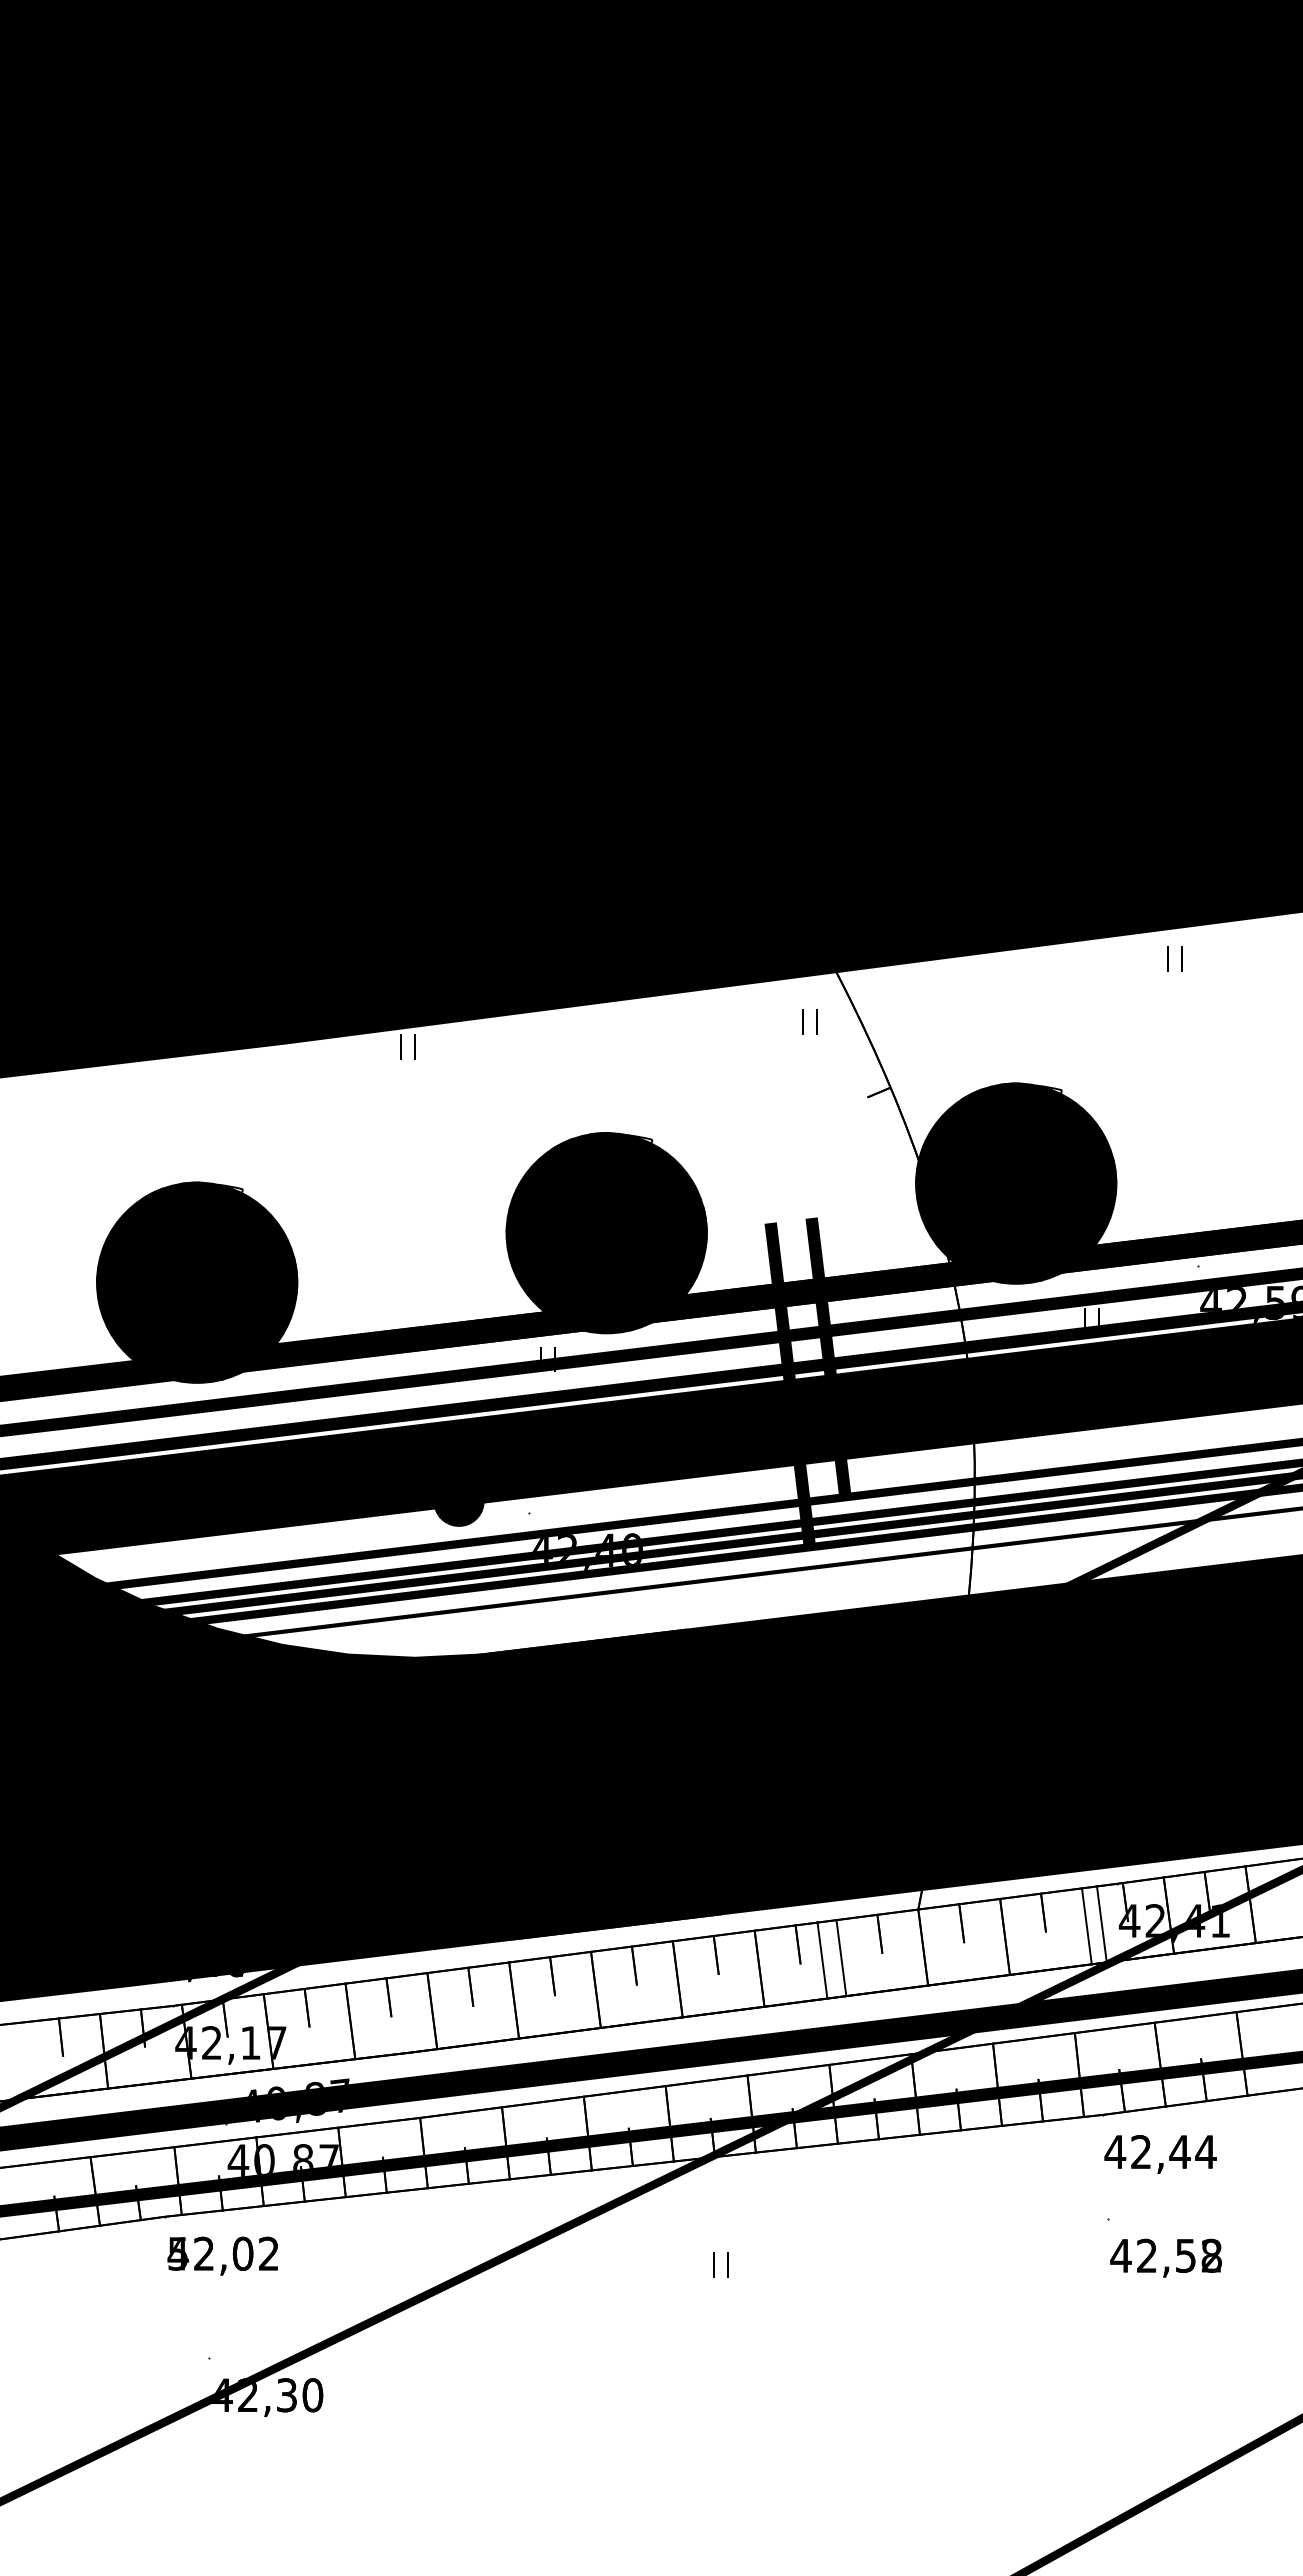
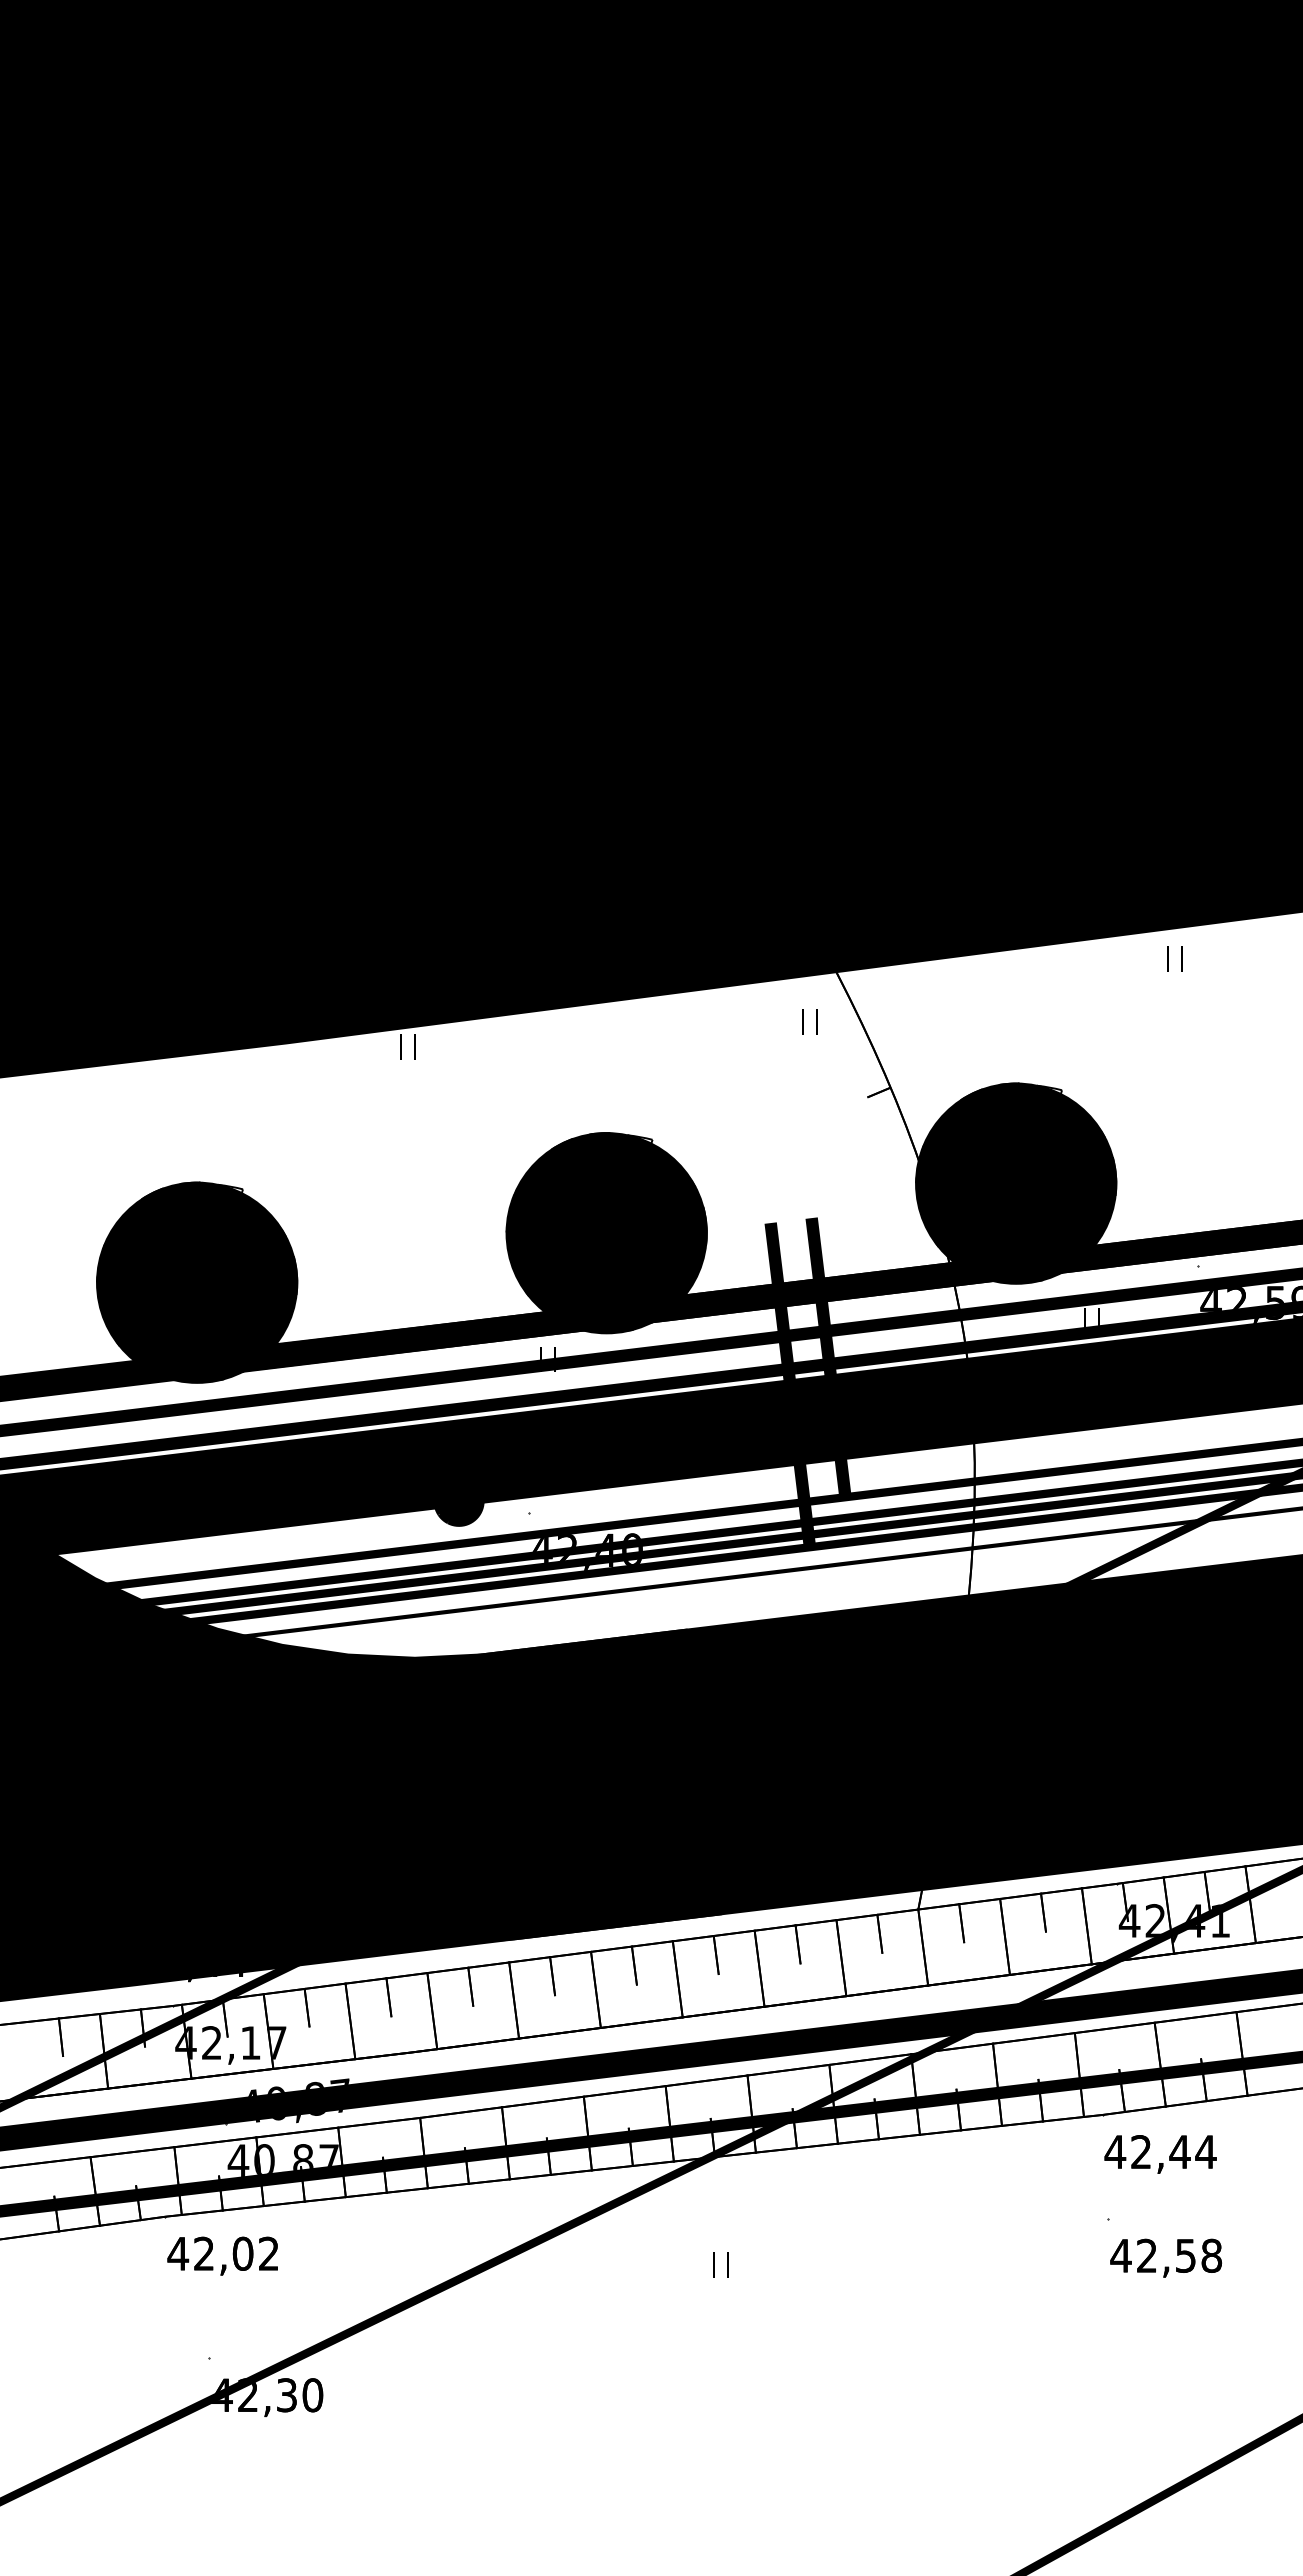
line position: (1101, 1924) -> (1086, 1926) (1086, 1926)
line position: (822, 1960) -> (841, 1958) (841, 1958)
text: 62,40 -> 42,44 (236, 1975)
text: 52,02 -> 42,02 (177, 2253)
text: 42,52 -> 42,58 (1211, 2255)
